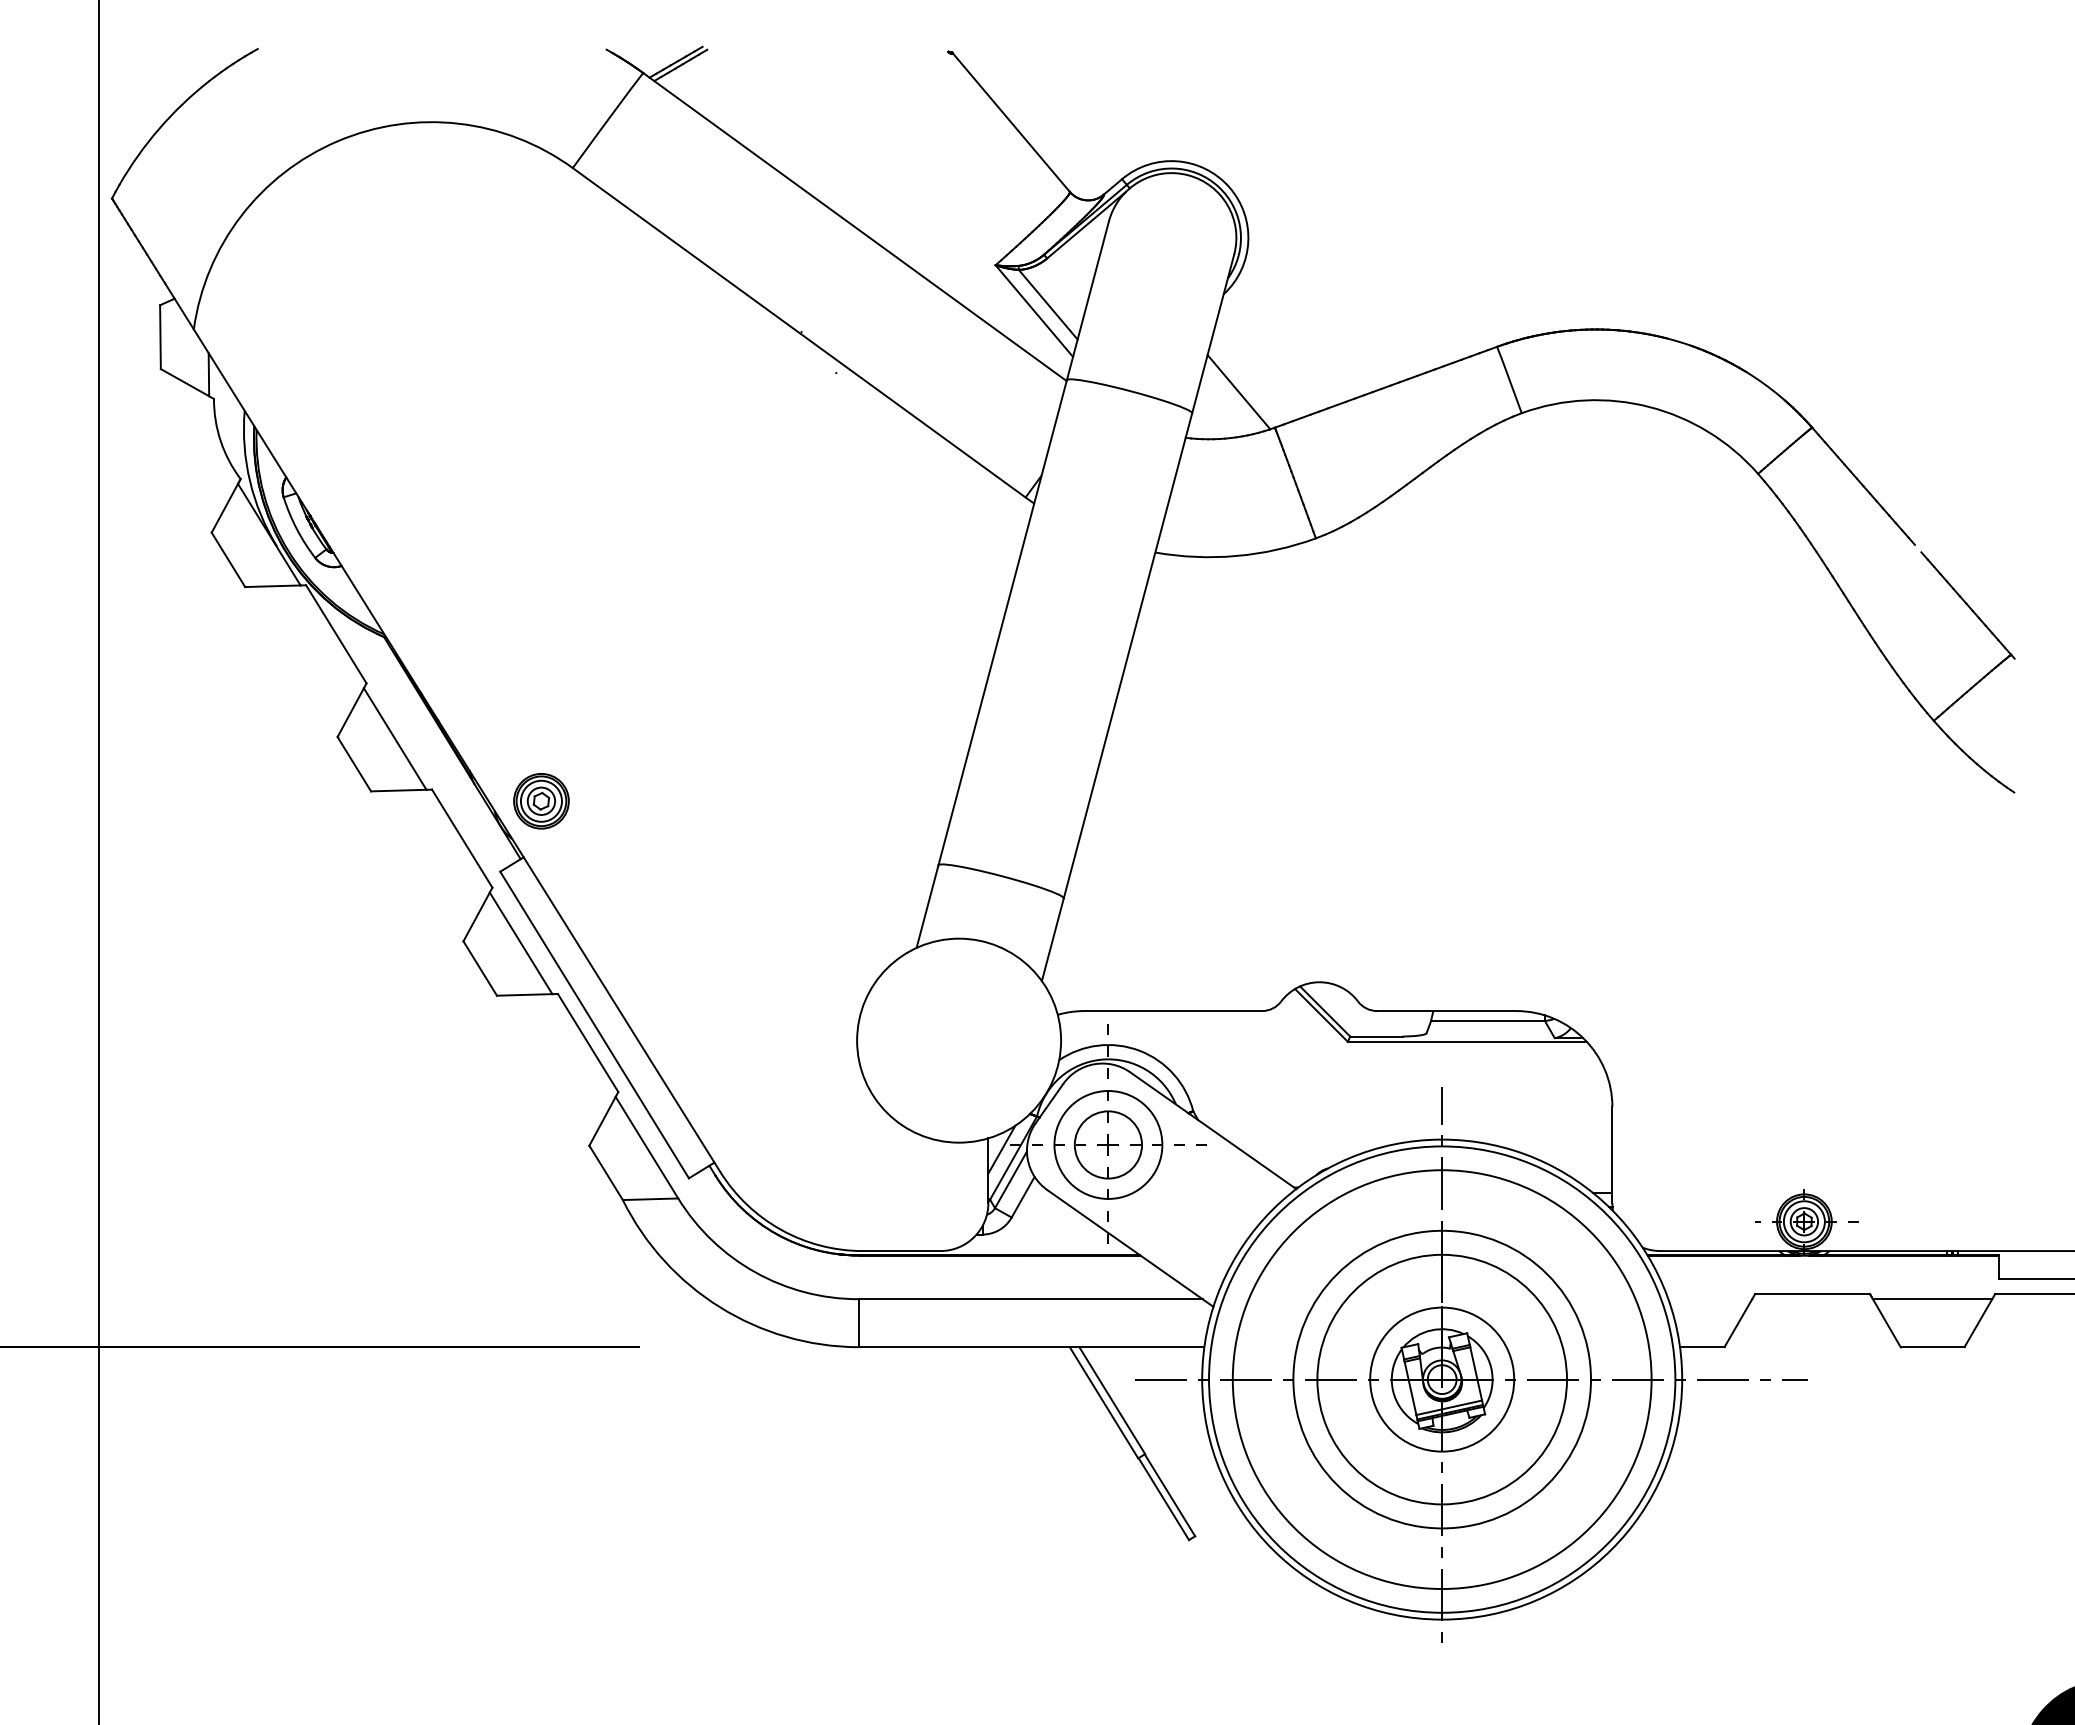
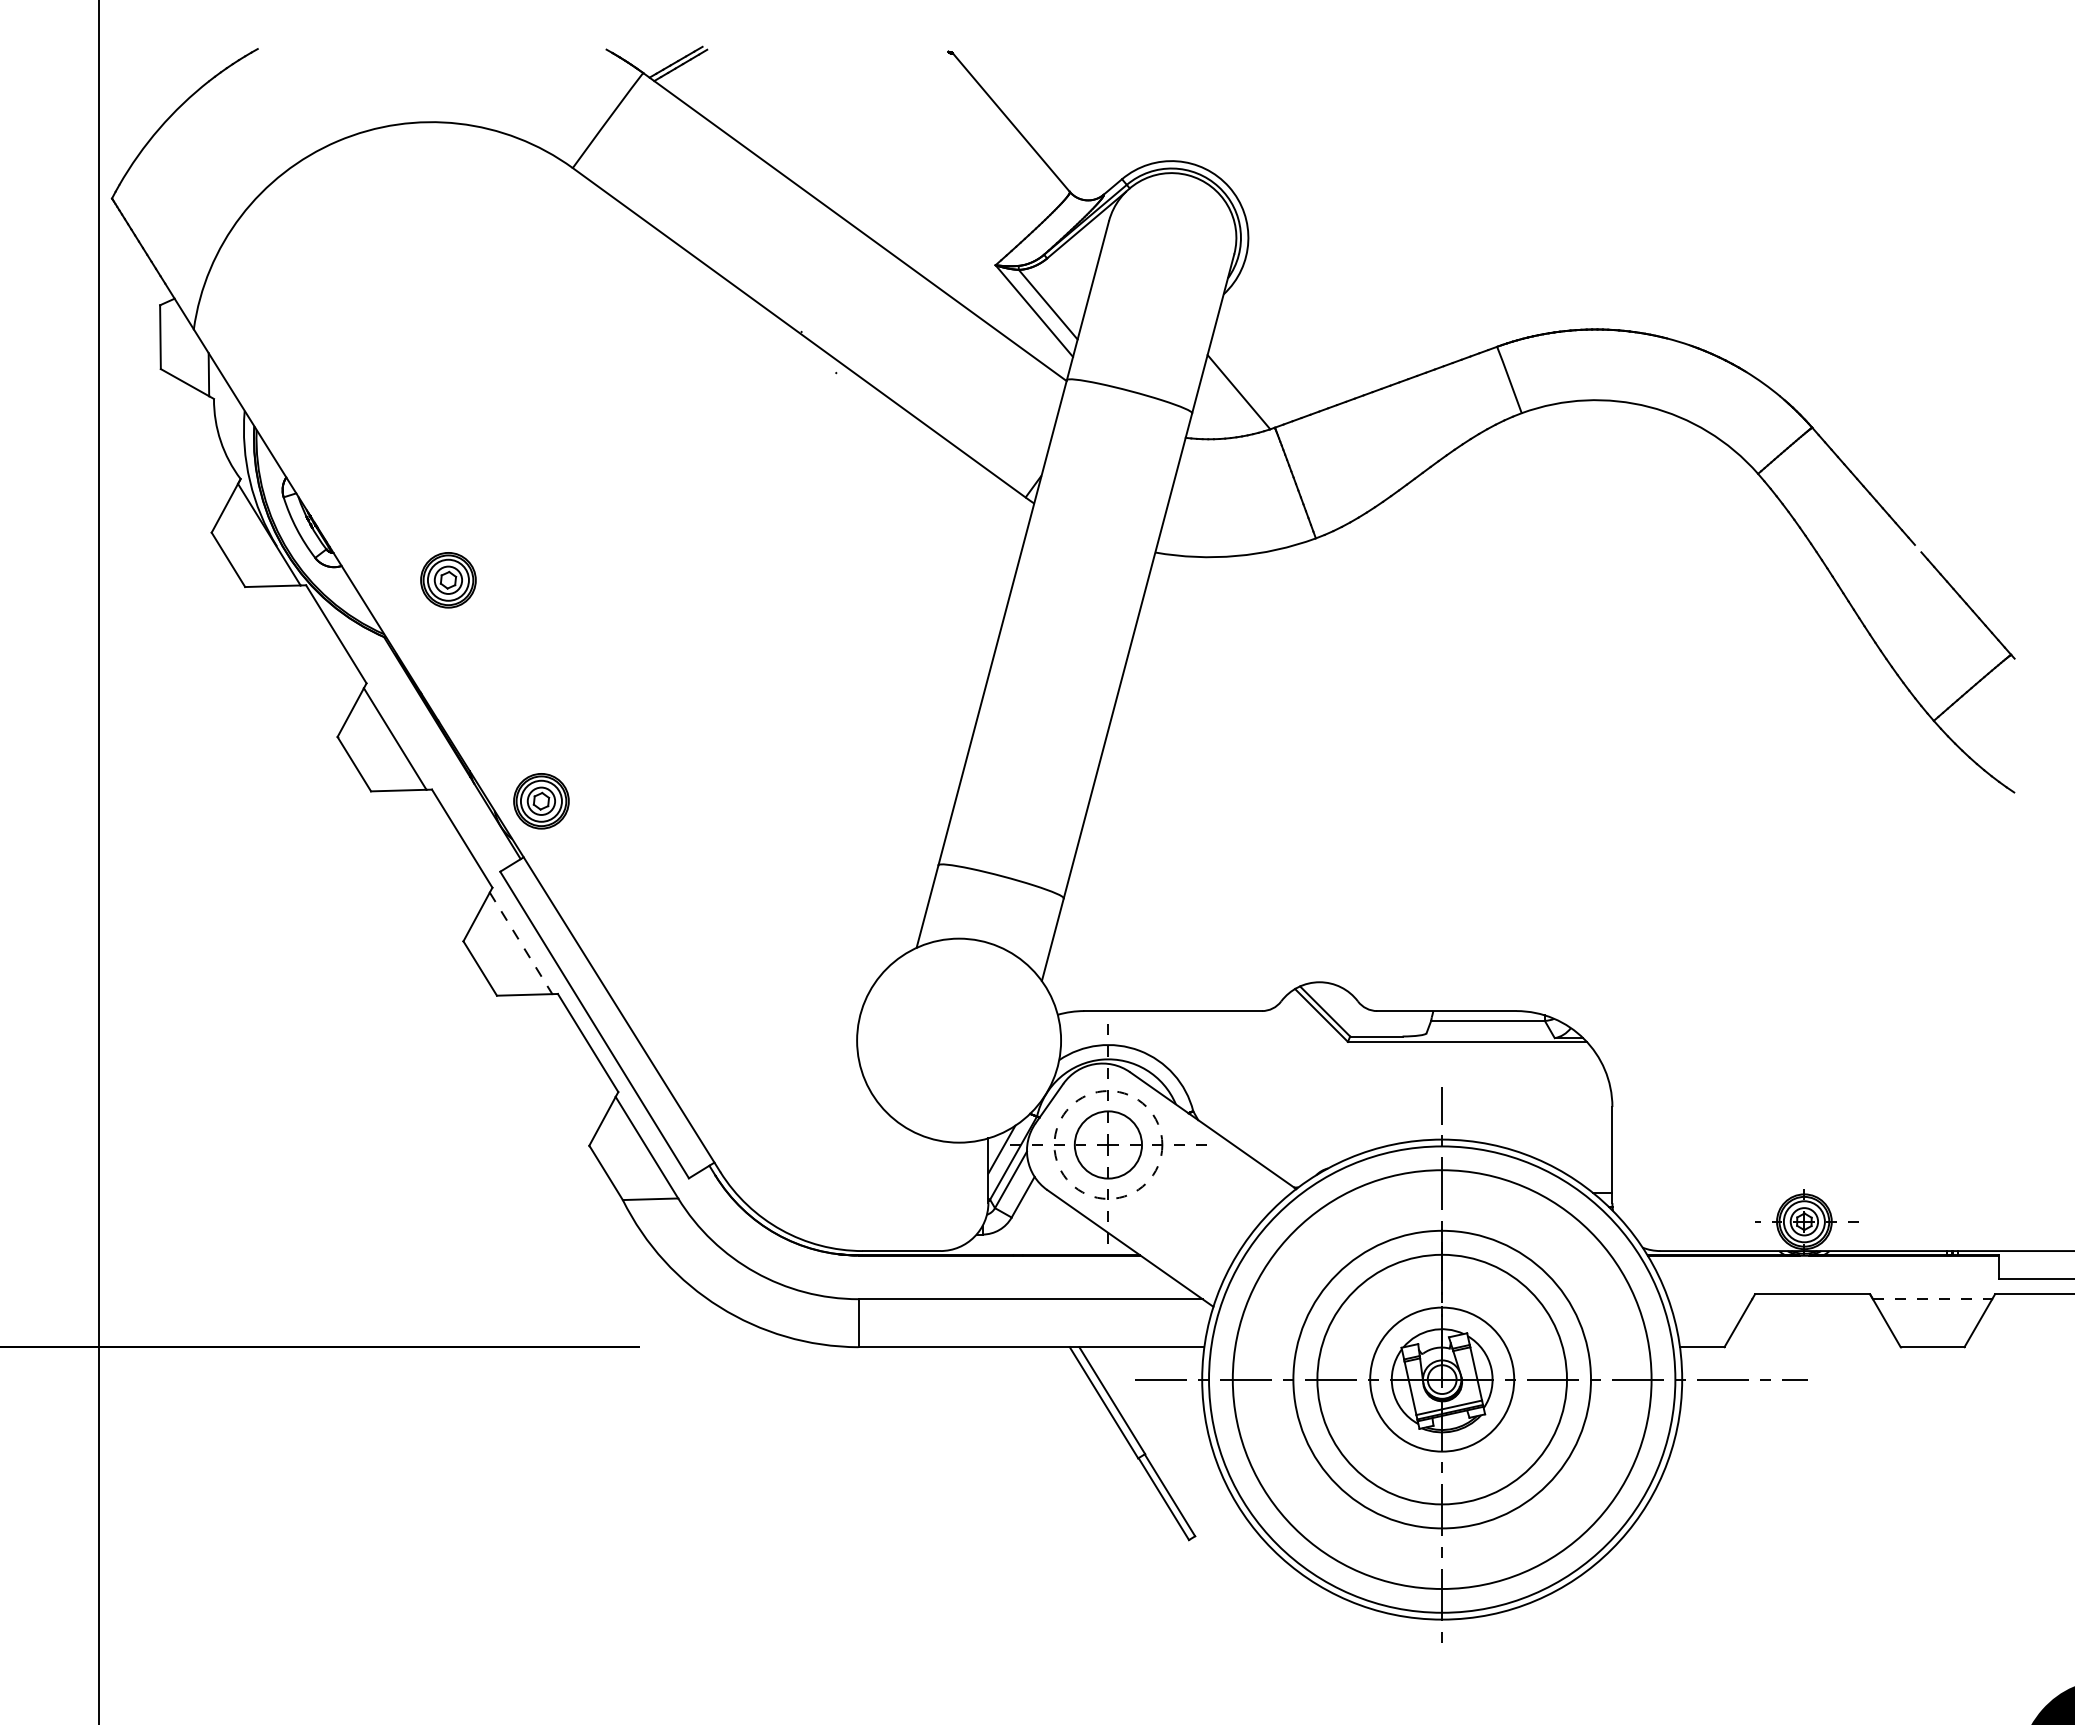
part: none -> present (448, 580)
line: solid -> dashed (521, 943)
circle: solid -> dashed (1108, 1144)
line: solid -> dashed (1932, 1299)
